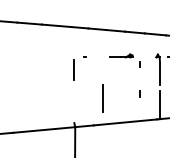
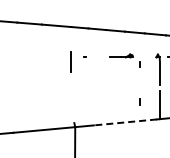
line position: (73, 69) -> (70, 61) (70, 61)
line position: (139, 93) -> (139, 101) (139, 101)
line: present -> none (102, 98)
line: solid -> dashed (125, 122)
